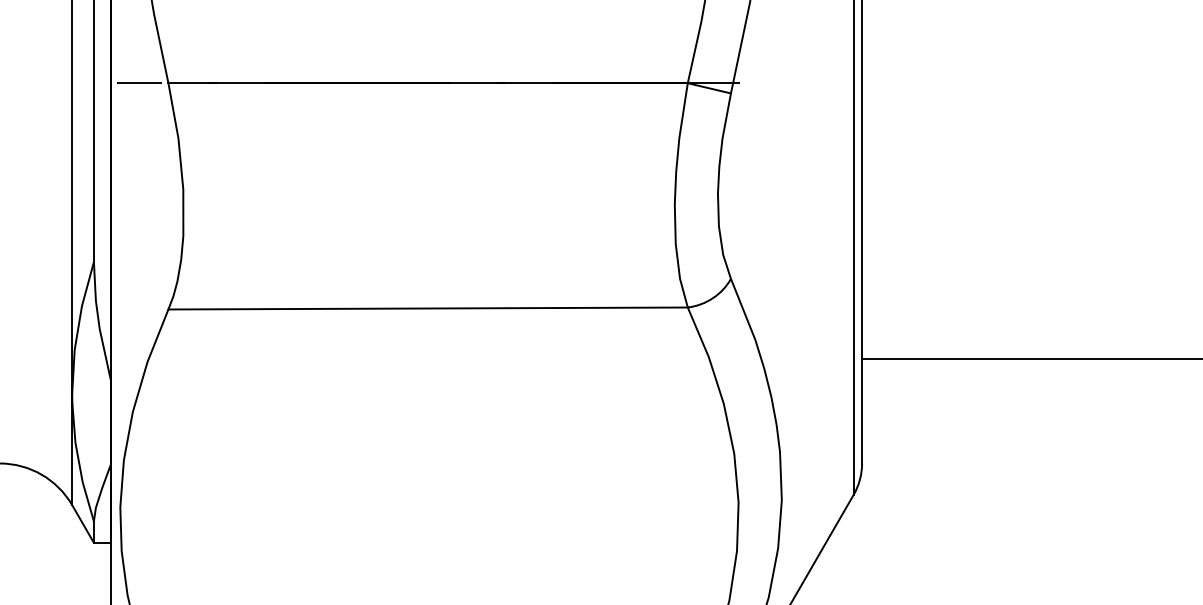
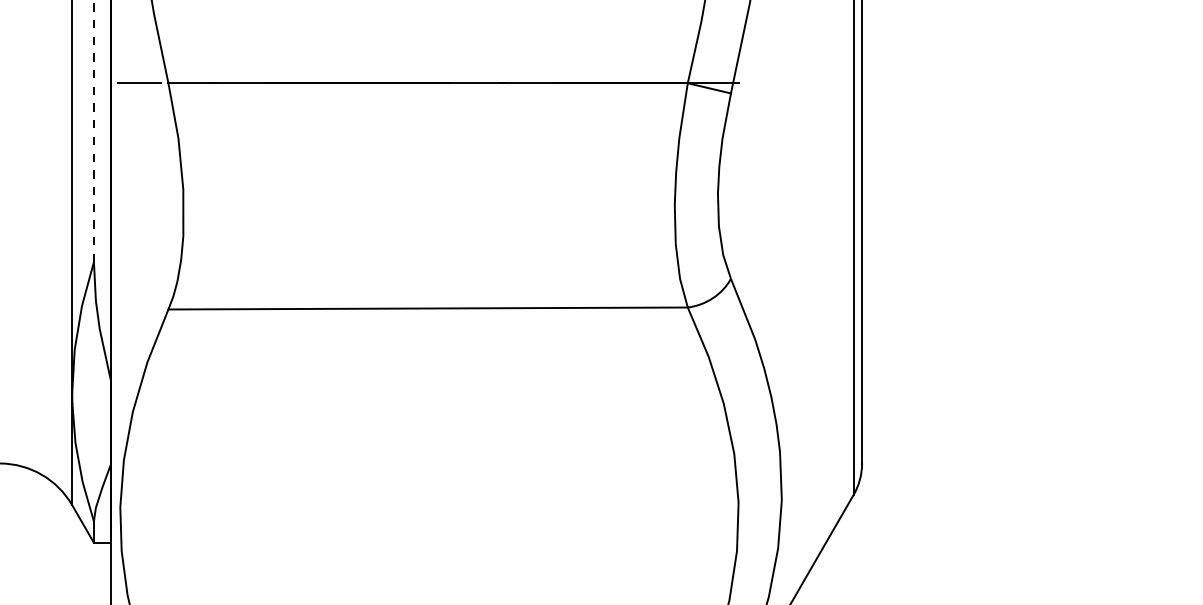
line: solid -> dashed (93, 131)
line: present -> none (1030, 359)
